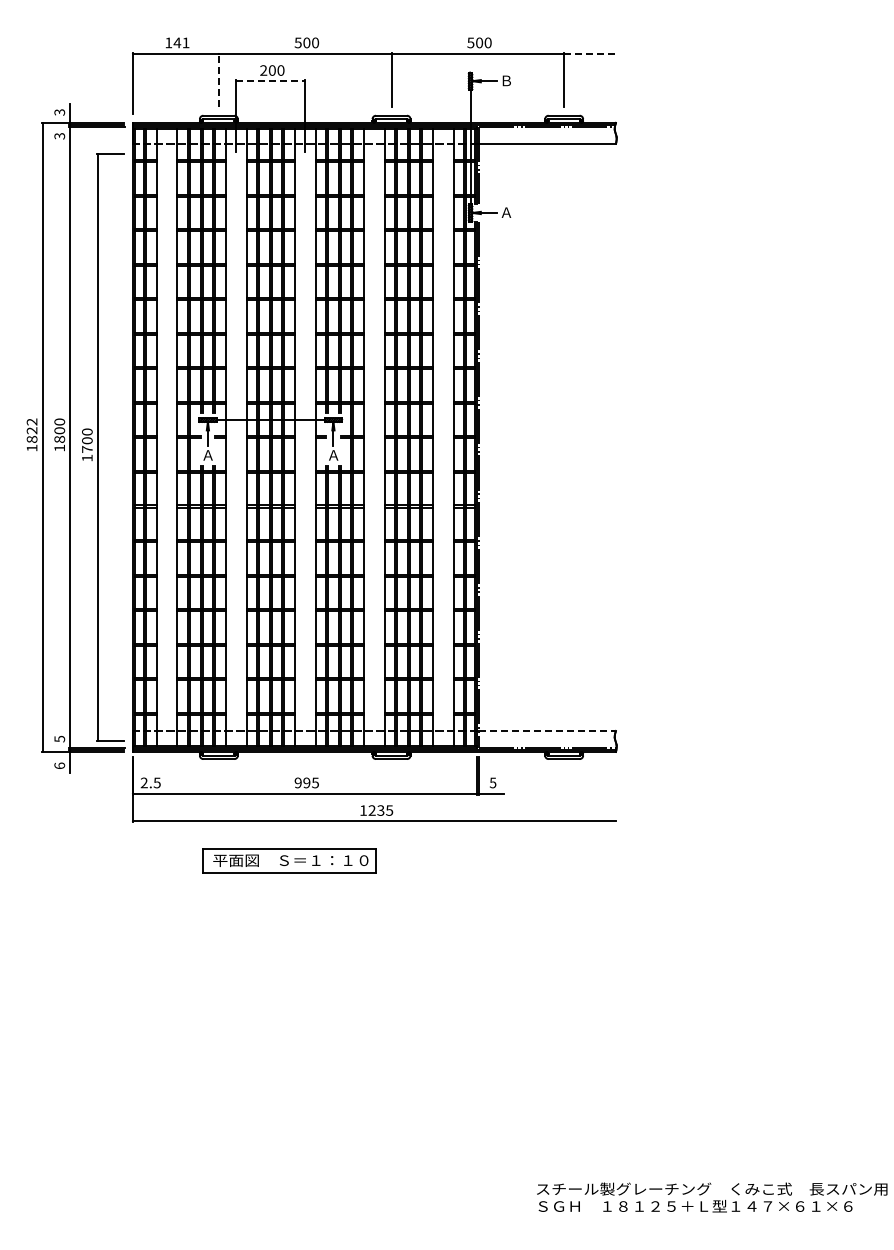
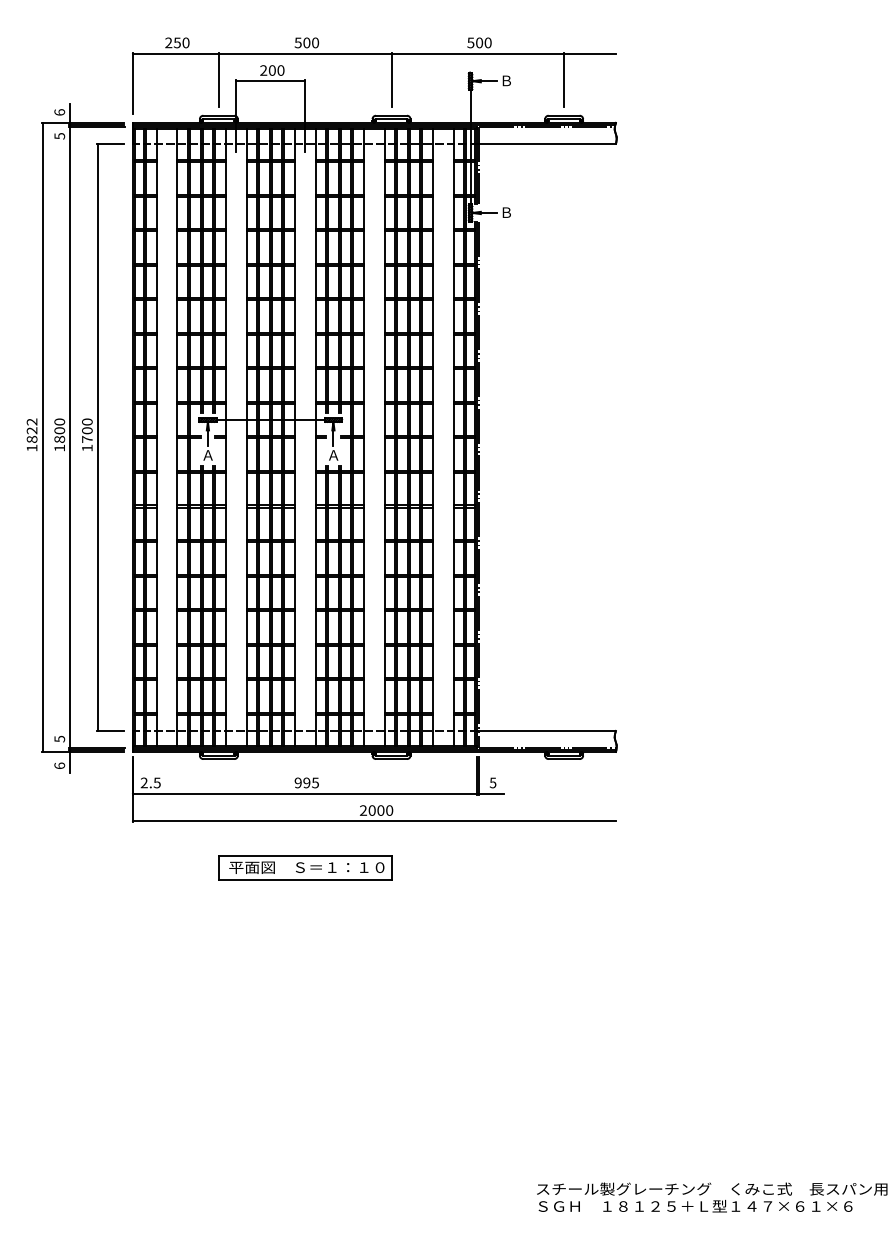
text: 141 -> 250 (177, 42)
line: dashed -> solid (590, 53)
line: dashed -> solid (218, 79)
line: dashed -> solid (270, 81)
text: 3 -> 6 (59, 112)
text: 3 -> 5 (59, 136)
text: Ａ -> Ｂ (506, 212)
part position: (103, 447) -> (103, 437) (103, 437)
line: dashed -> solid (547, 730)
text: 1235 -> 2000 (376, 810)
part position: (289, 860) -> (305, 867) (305, 867)
